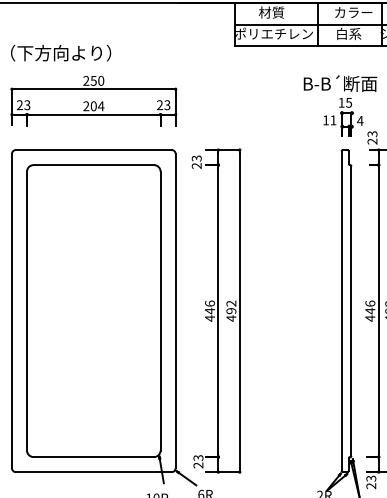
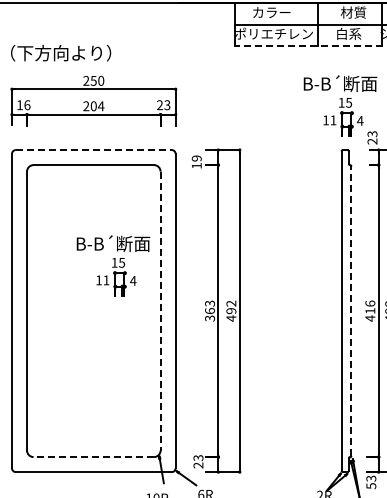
text: 材質 -> カラー (271, 12)
text: カラー -> 材質 (353, 12)
line: solid -> dashed (310, 45)
text: 23 -> 16 (23, 105)
line: solid -> dashed (93, 150)
text: 23 -> 19 (196, 161)
part: none -> present (113, 265)
text: 446 -> 363 (210, 310)
text: 446 -> 416 (370, 310)
line: solid -> dashed (160, 311)
line: solid -> dashed (351, 311)
line: solid -> dashed (93, 457)
text: 23 -> 53 (371, 485)
